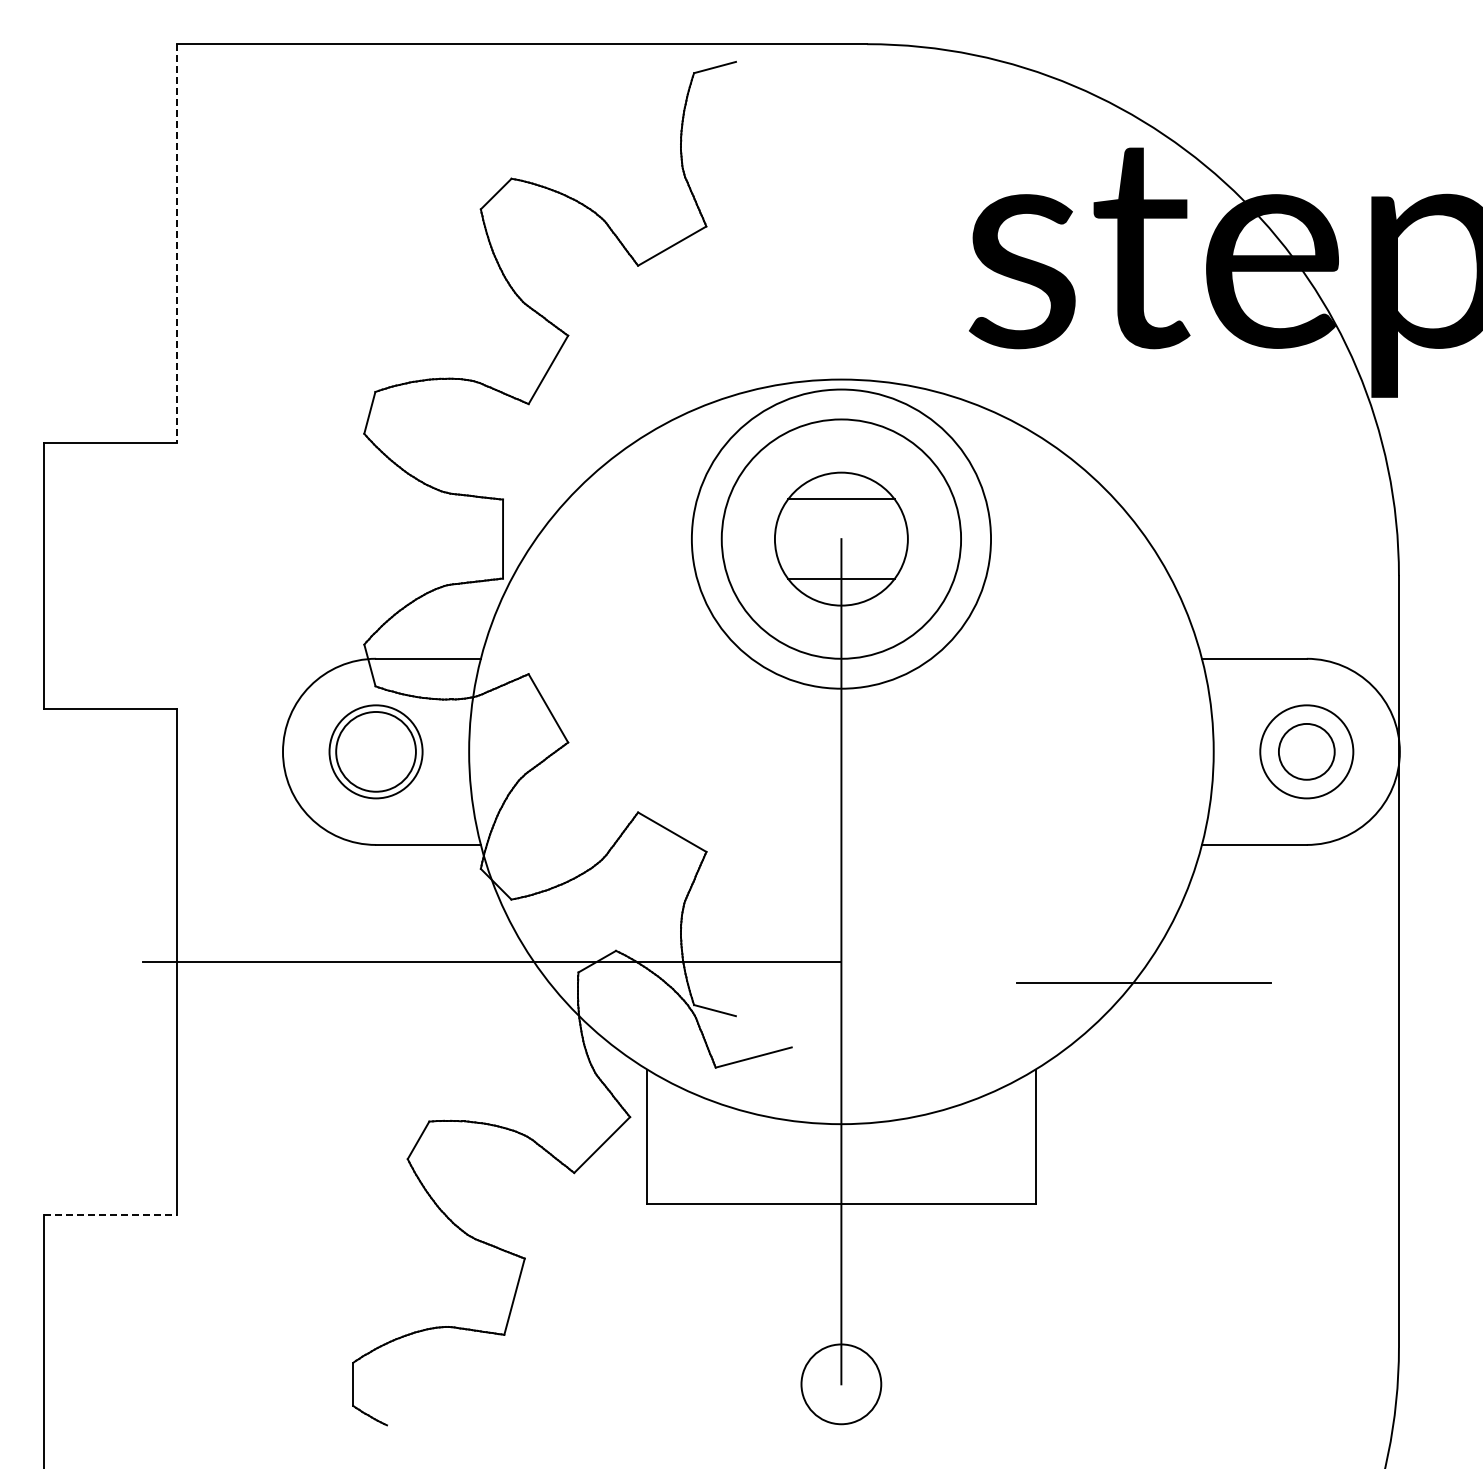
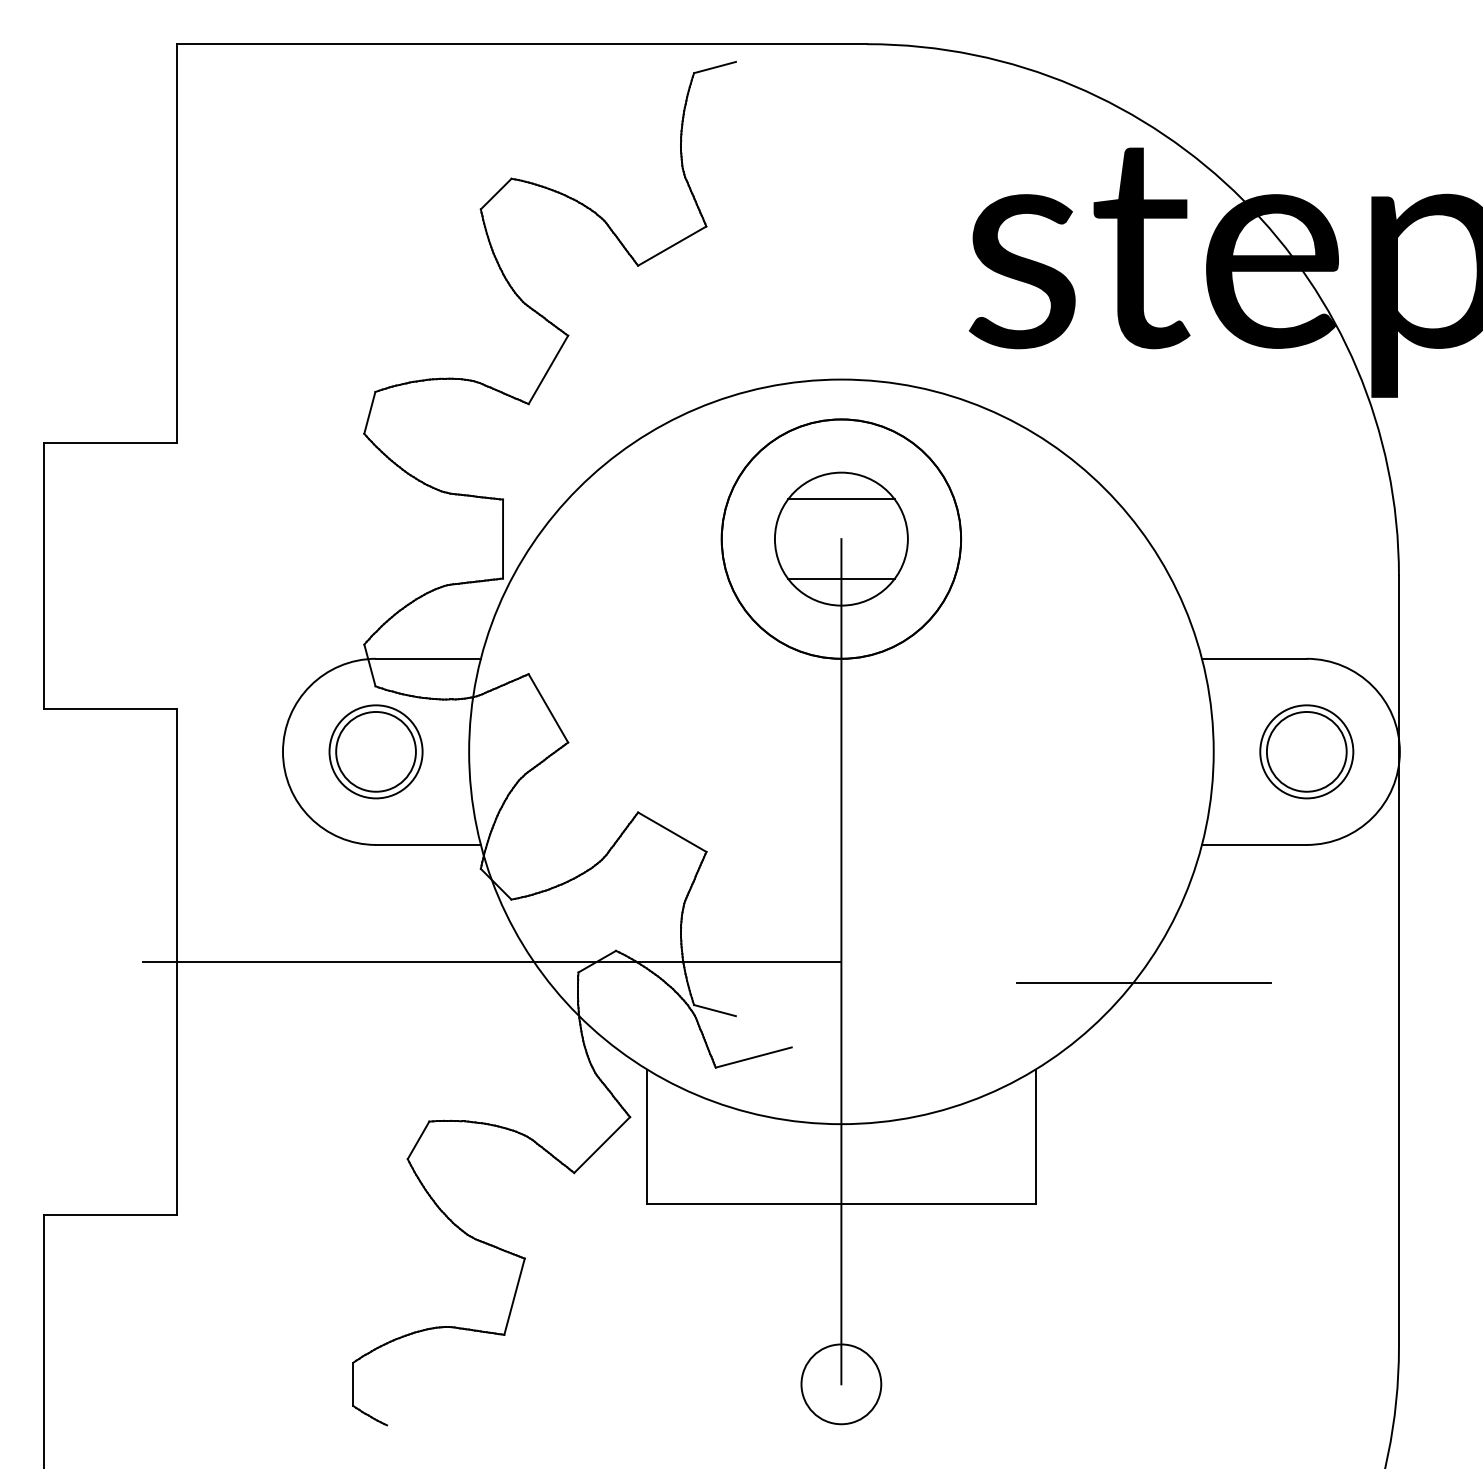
line: dashed -> solid (177, 244)
circle diameter: 299 px -> 239 px (841, 538)
circle diameter: 56 px -> 80 px (1306, 751)
line: dashed -> solid (111, 1214)
